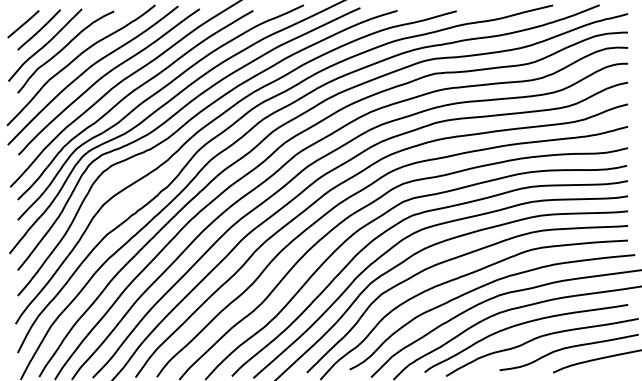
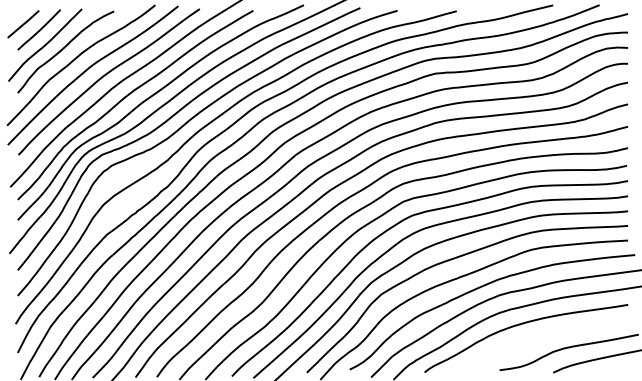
curve: present -> none (536, 339)
